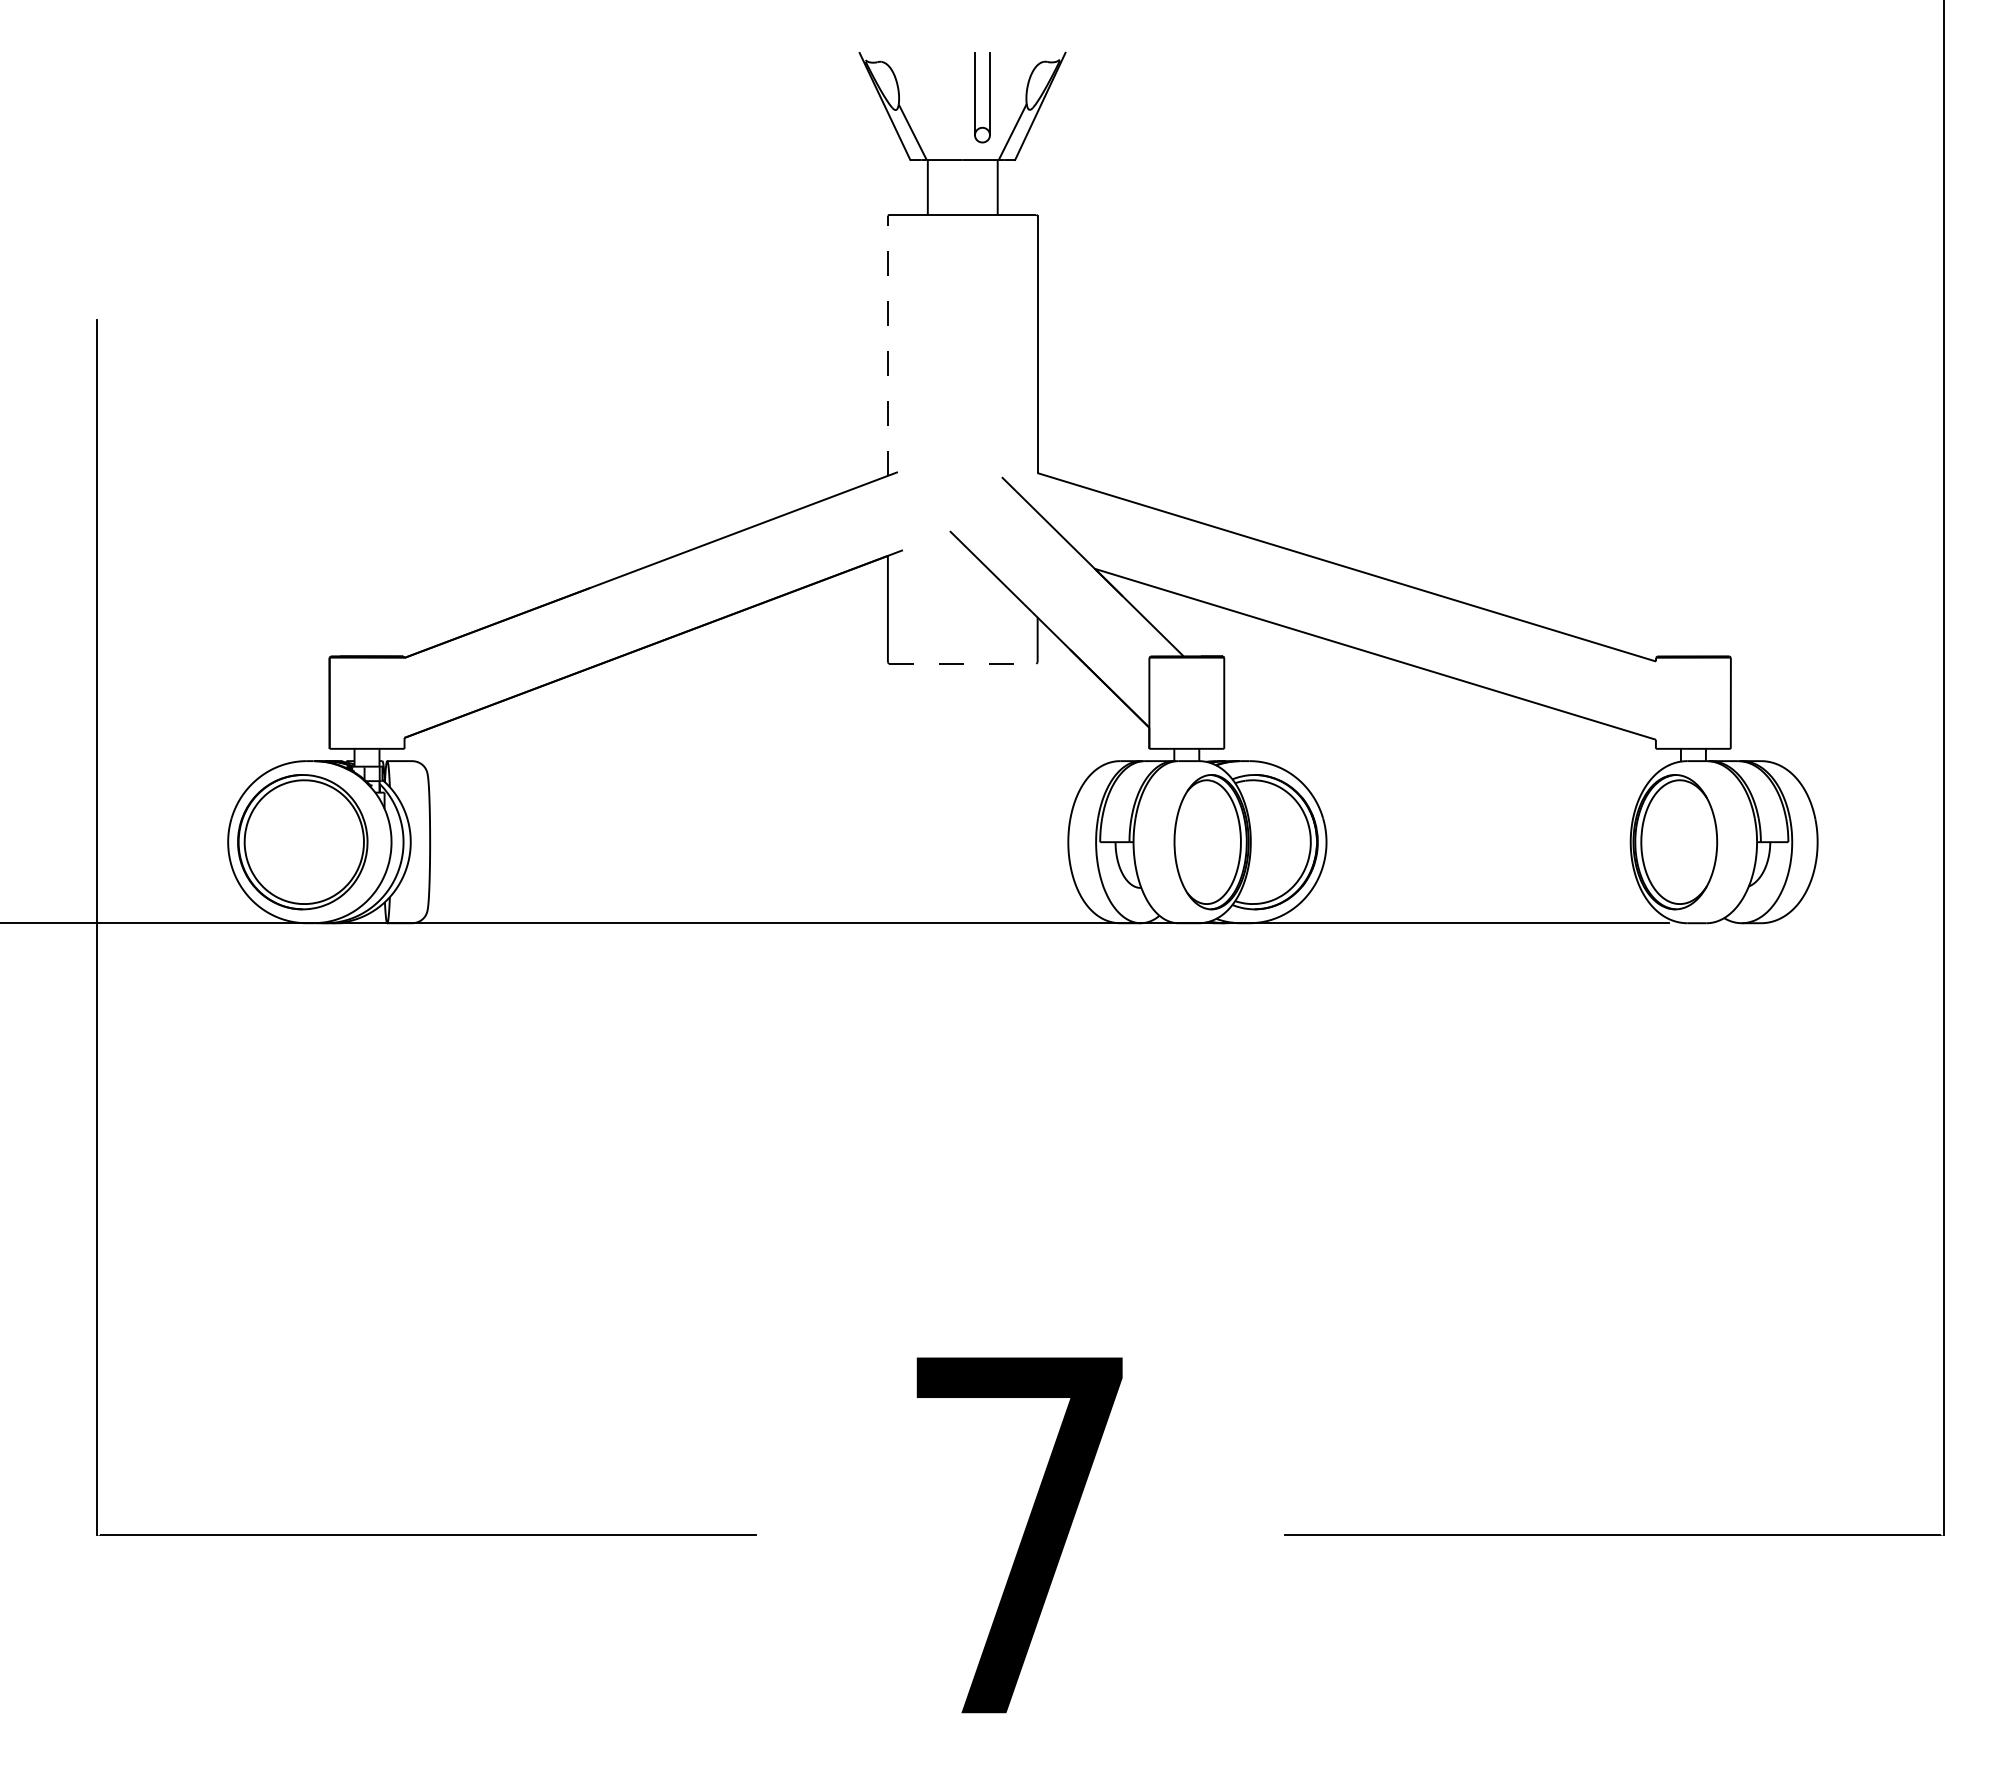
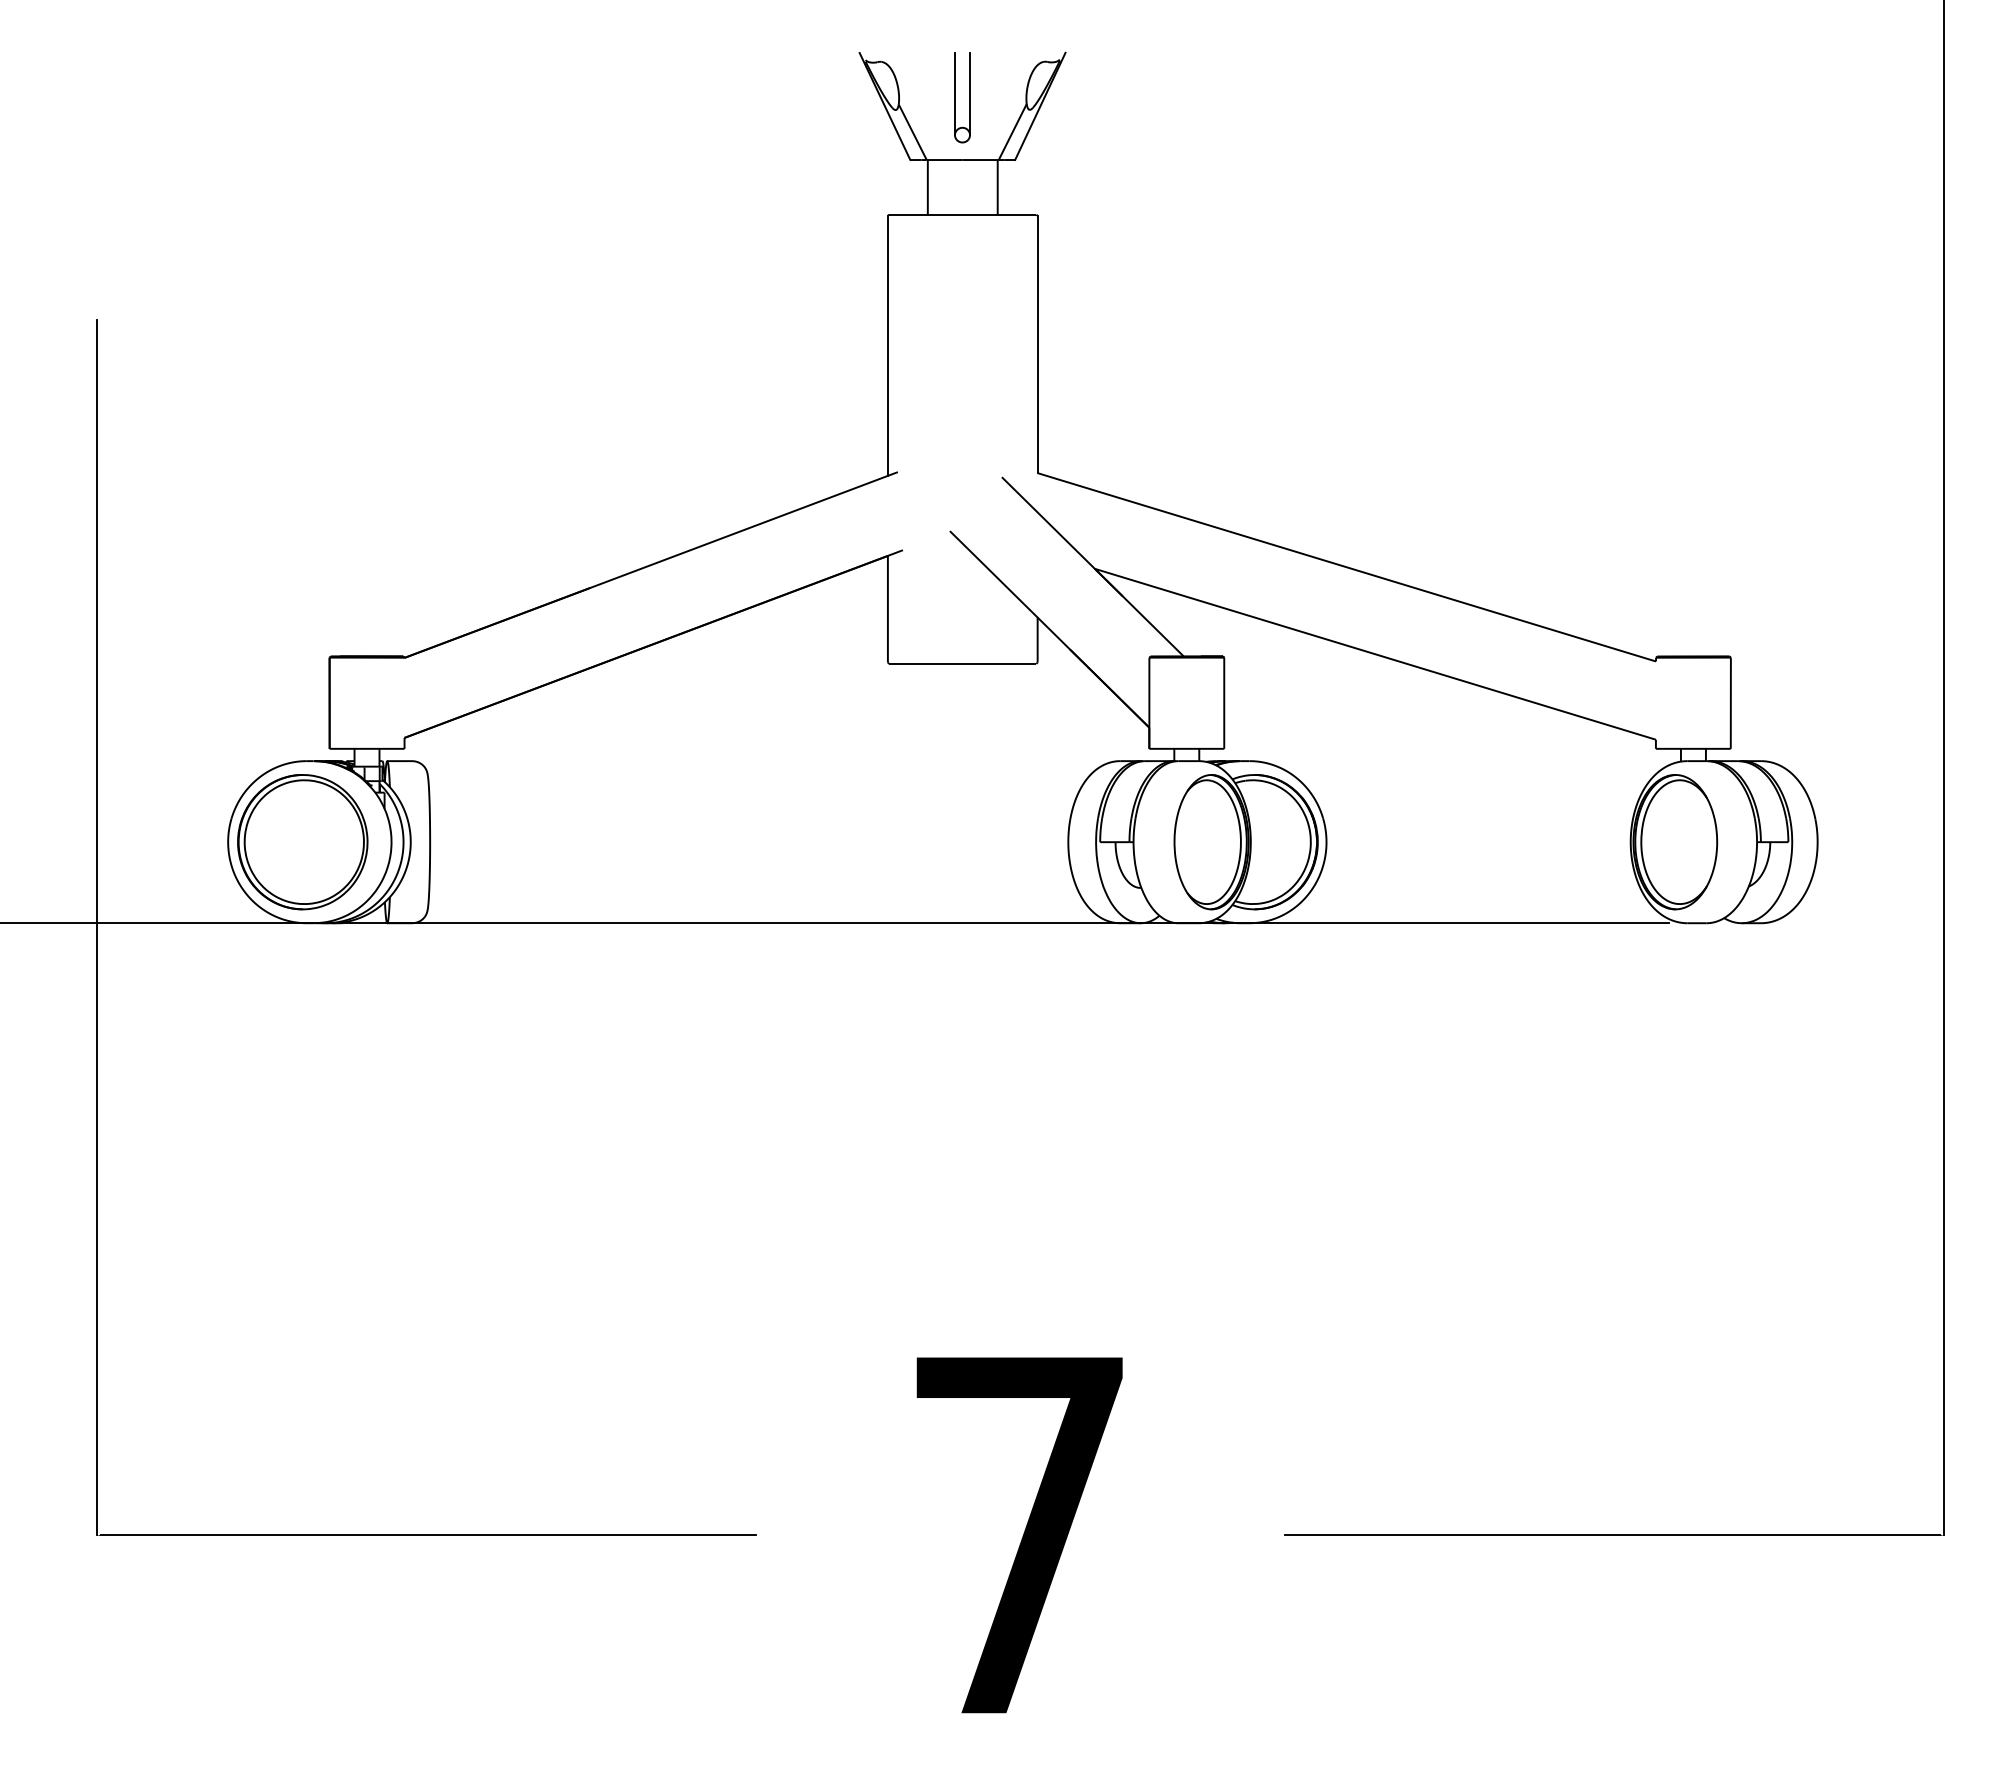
part position: (975, 97) -> (955, 97) (955, 97)
line: dashed -> solid (887, 345)
line: dashed -> solid (962, 663)
